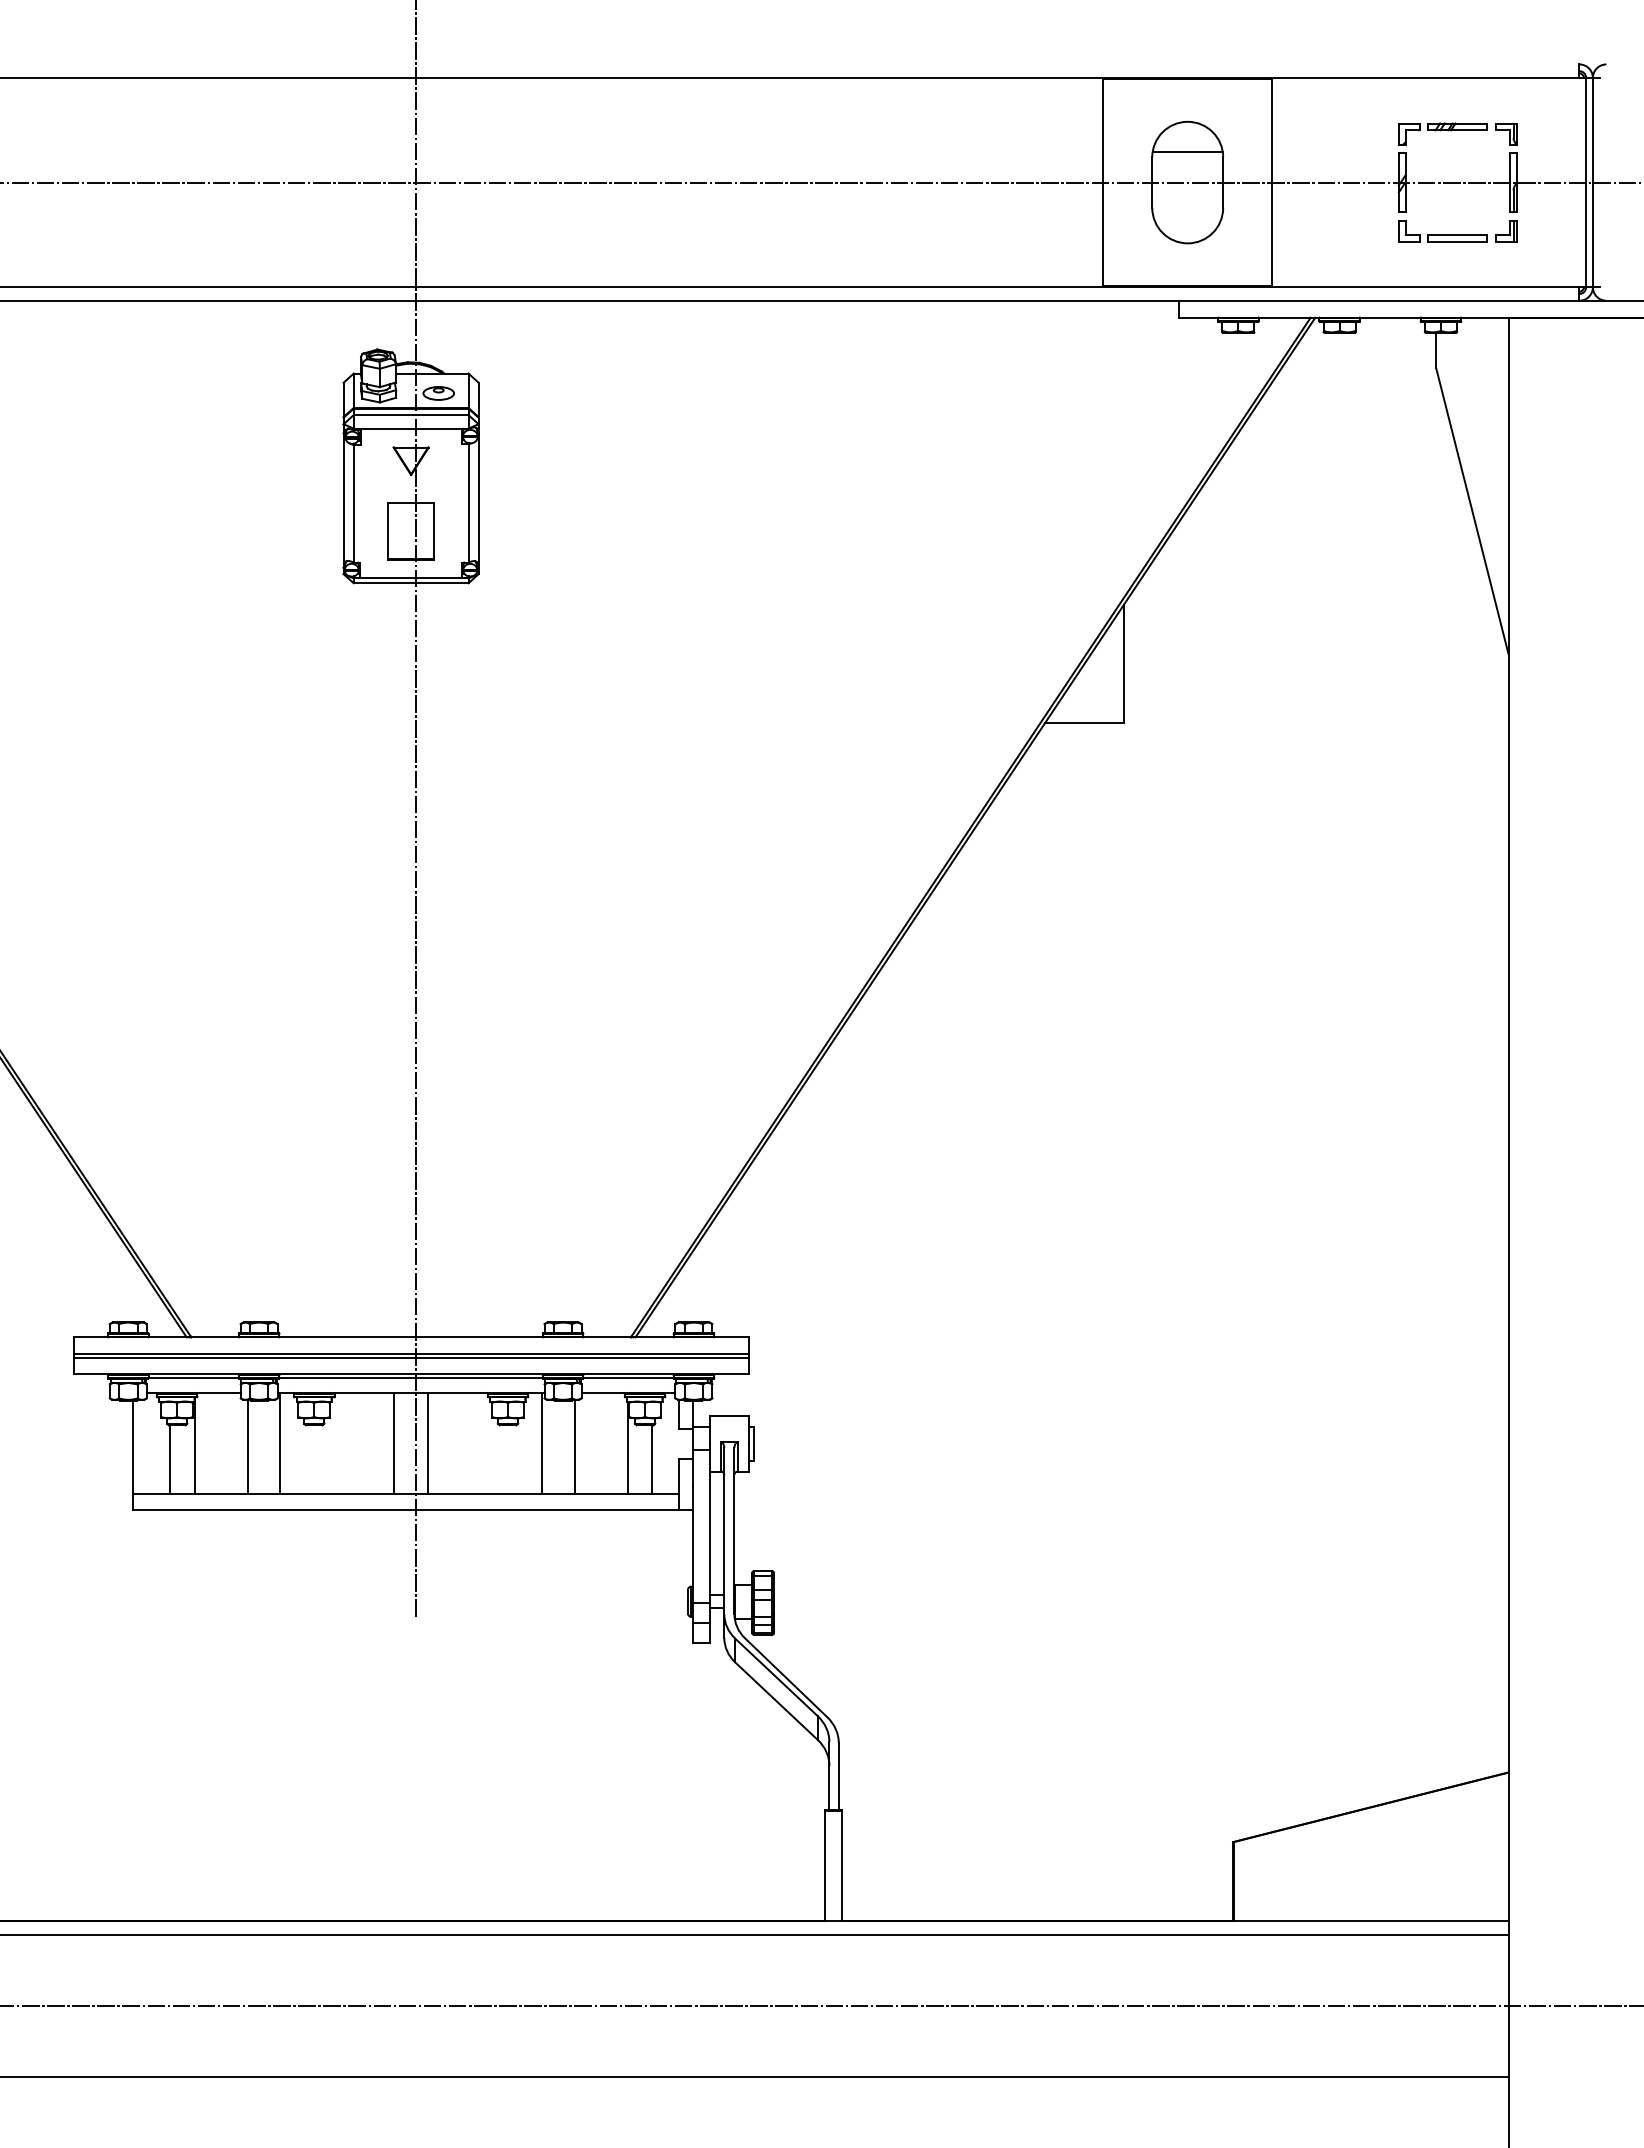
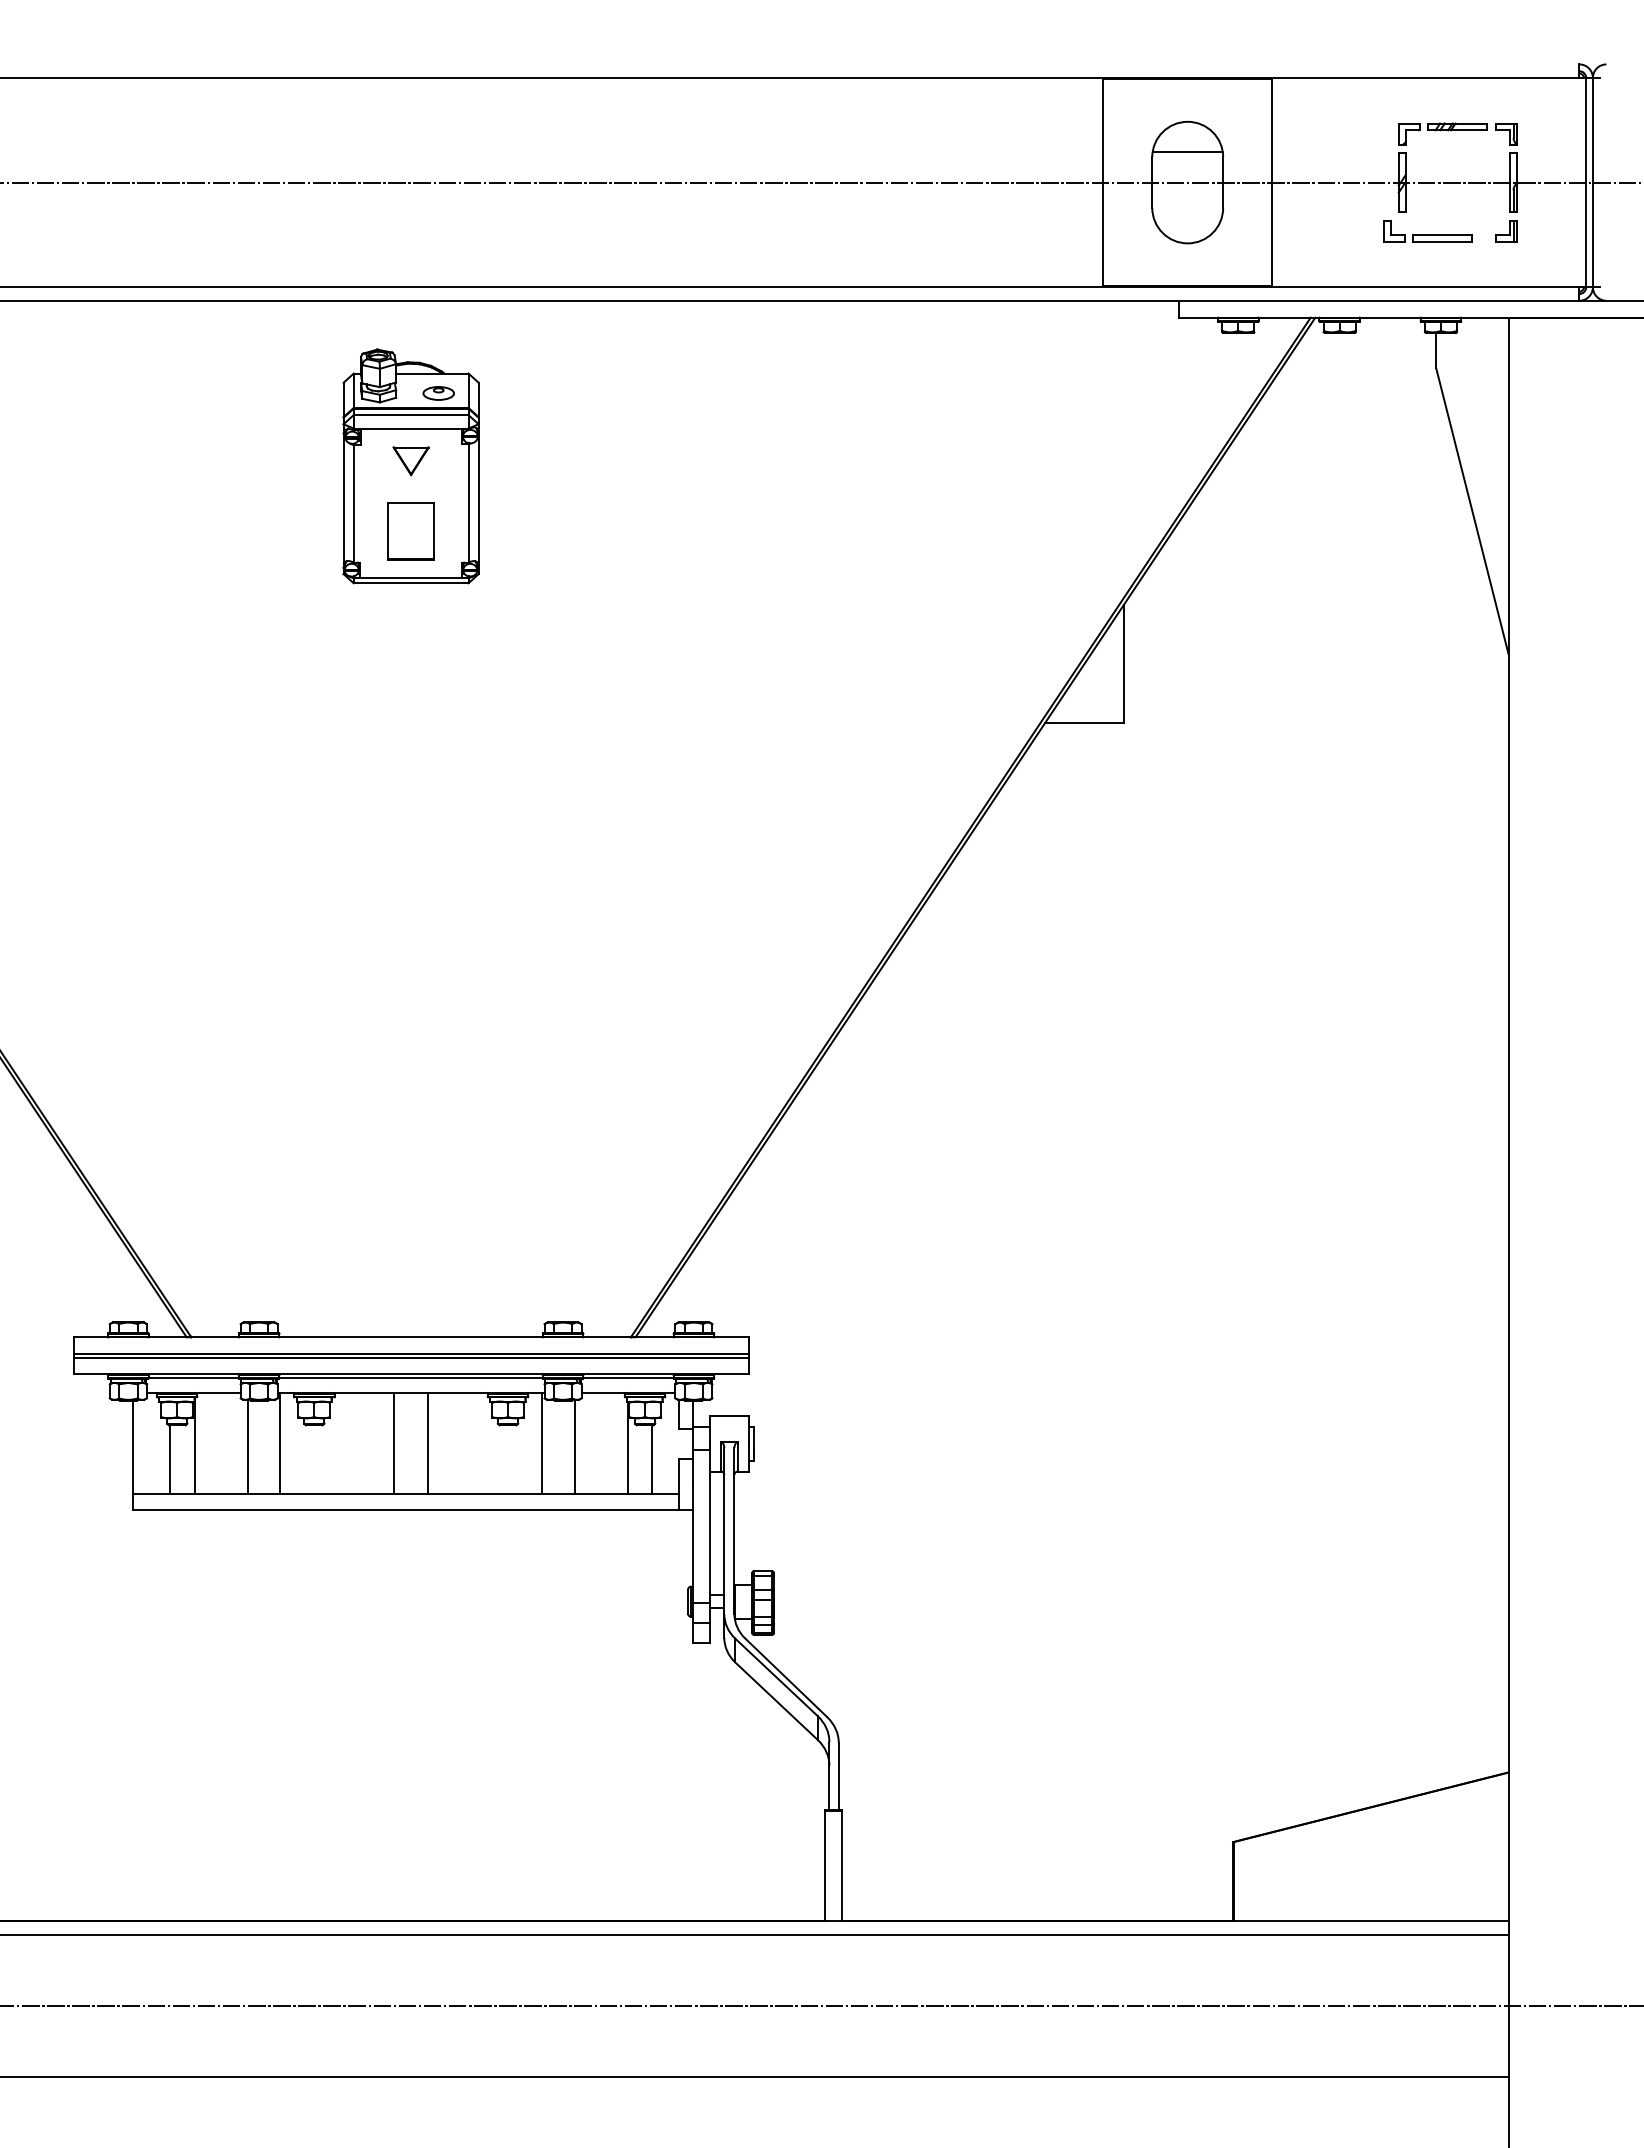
part position: (1442, 231) -> (1427, 231) (1427, 231)
line: present -> none (416, 810)
